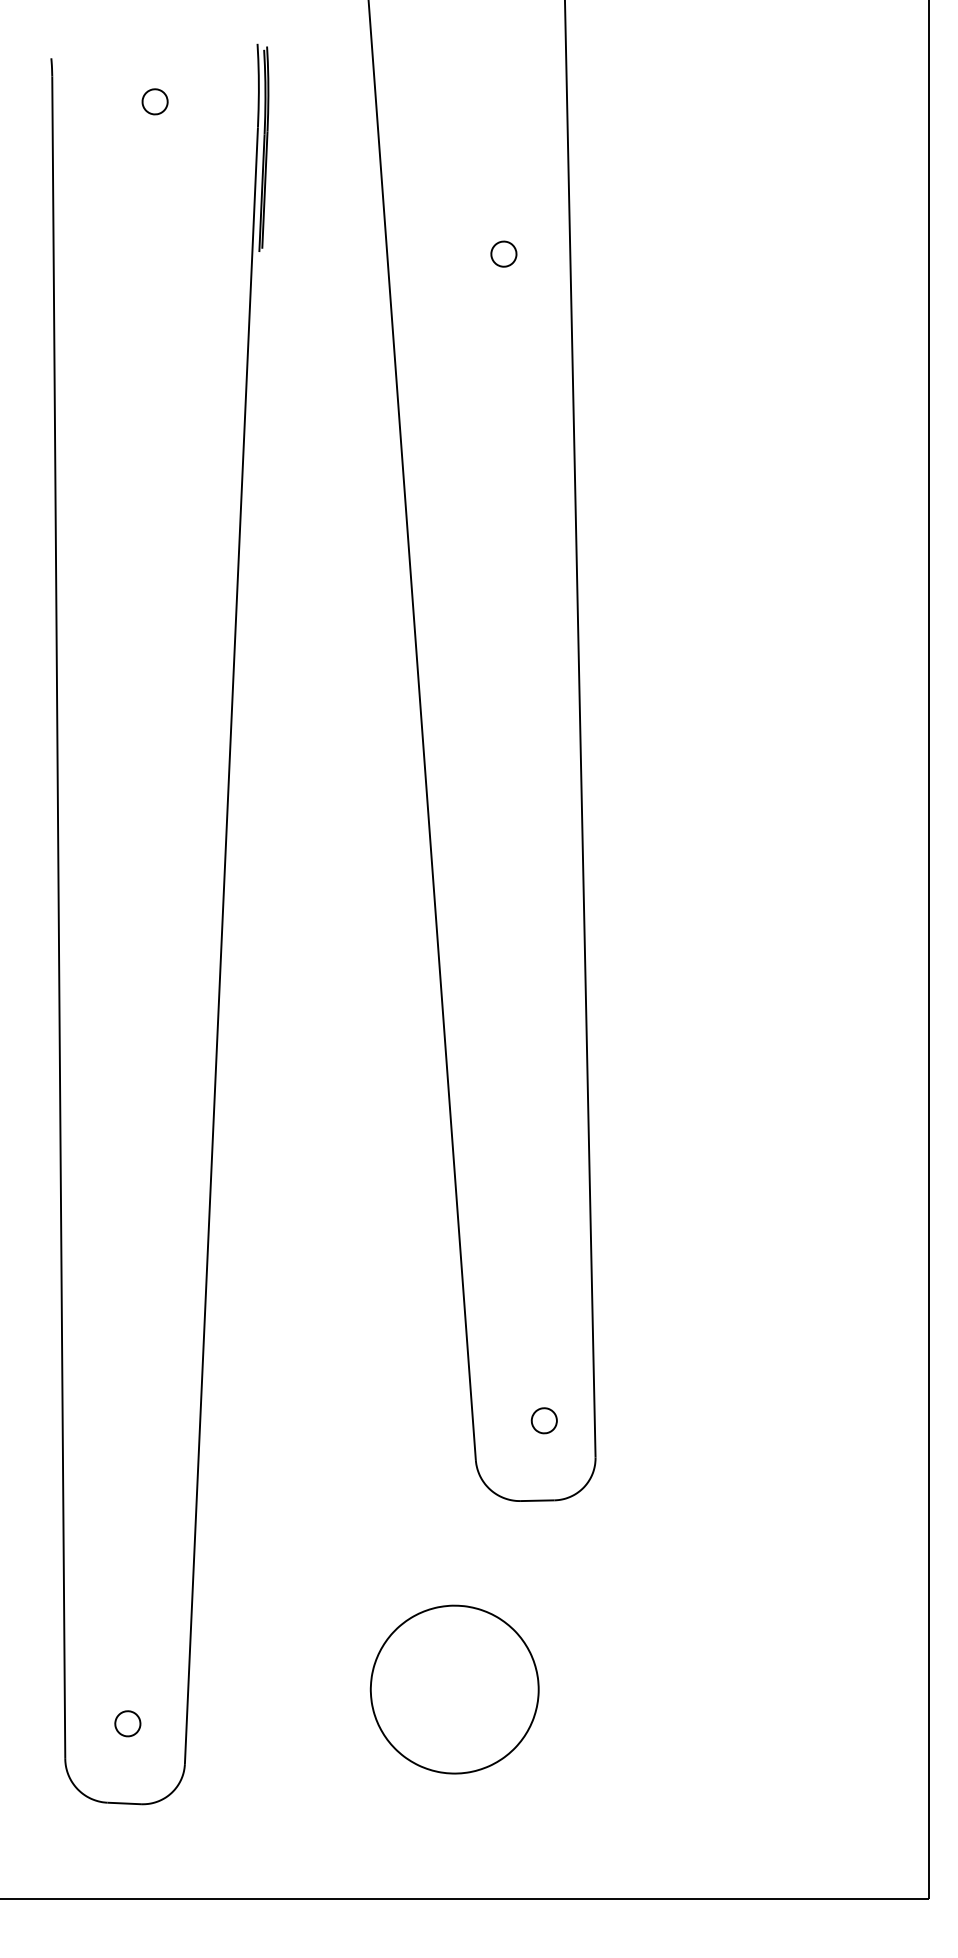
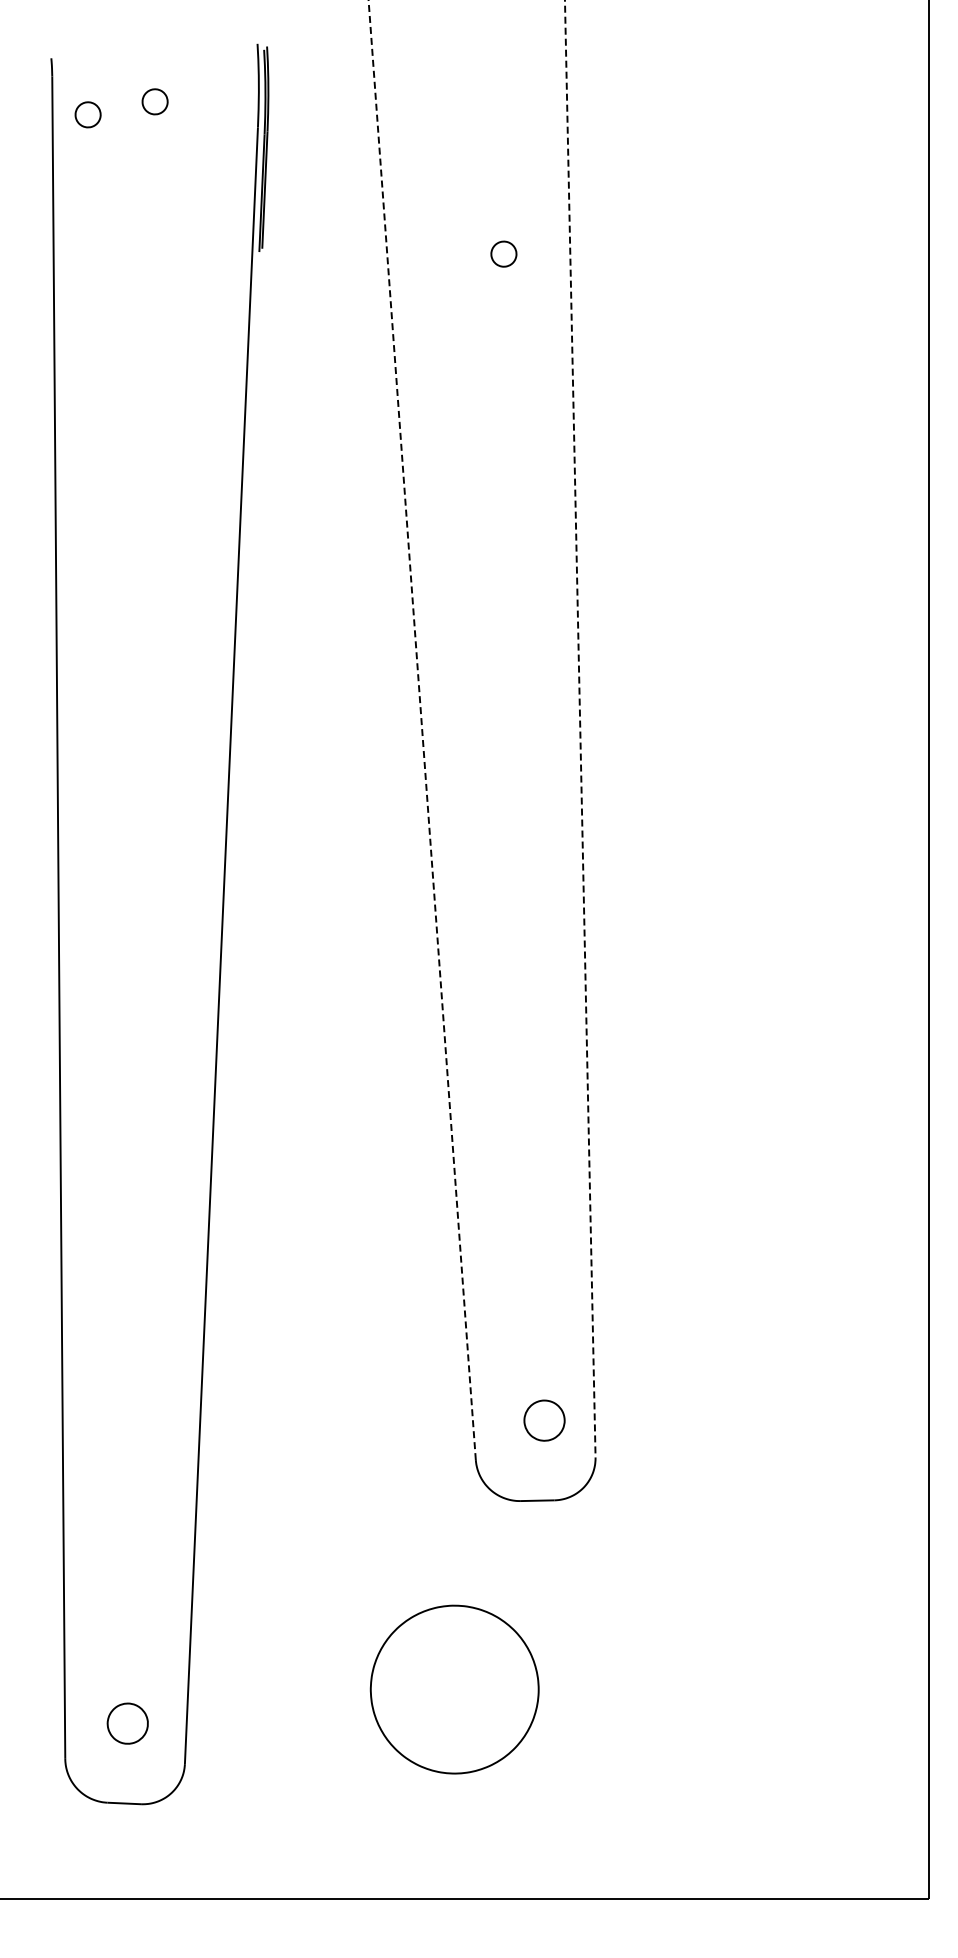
part: none -> present (87, 114)
line: solid -> dashed (580, 729)
line: solid -> dashed (422, 730)
part size: 28x28 px -> 43x43 px (544, 1420)
part size: 28x28 px -> 43x43 px (127, 1723)
